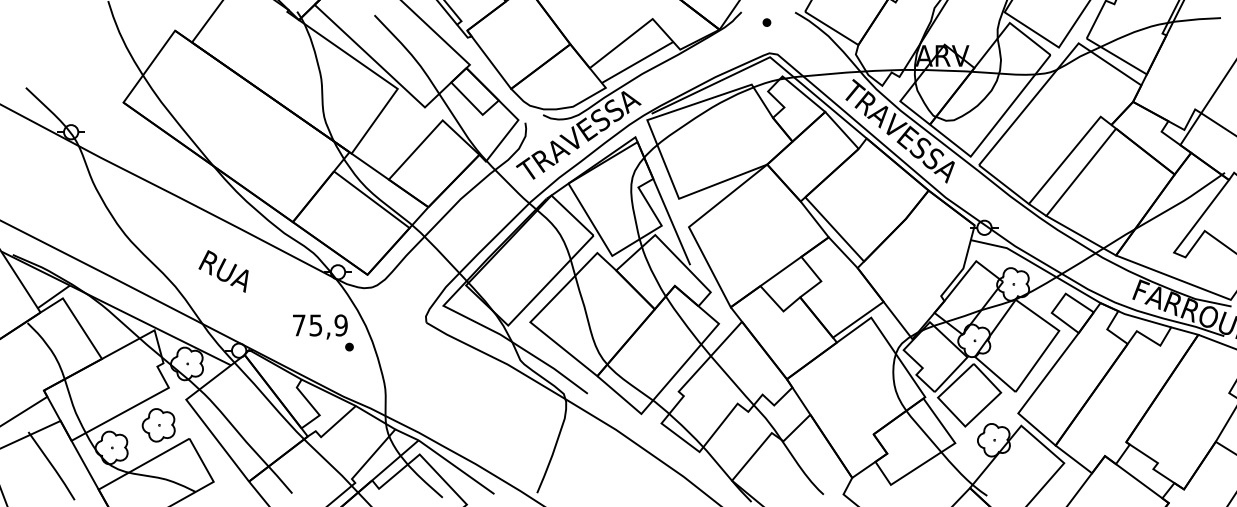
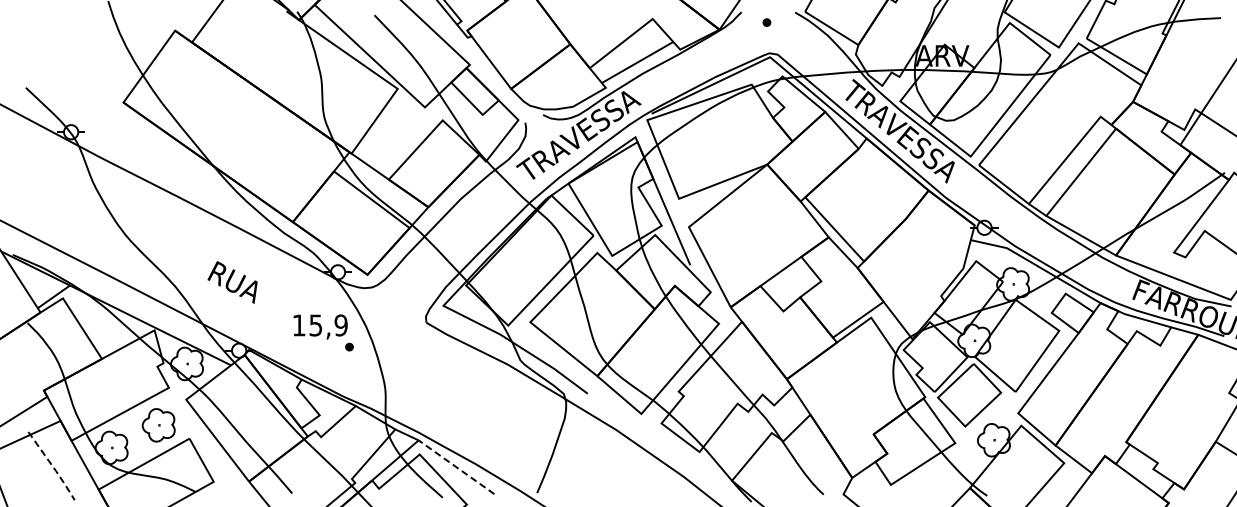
text position: (223, 271) -> (232, 282) (232, 282)
text: 75,9 -> 15,9 (299, 325)
line: solid -> dashed (456, 466)
line: solid -> dashed (53, 467)
